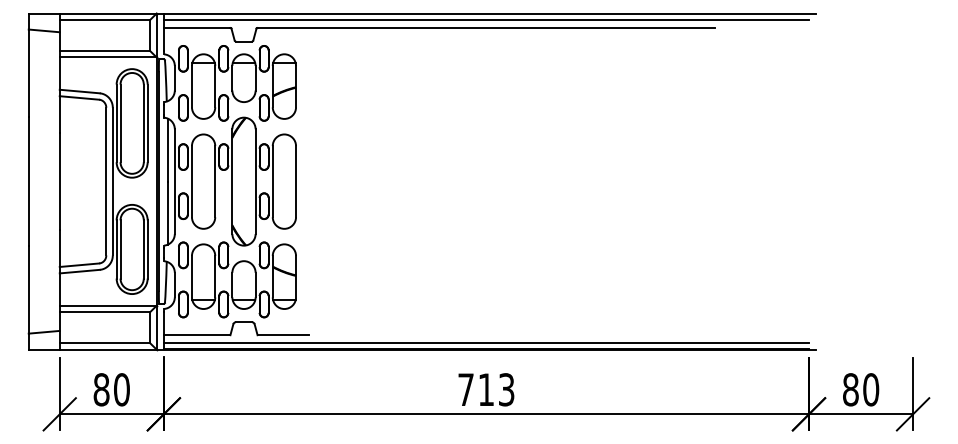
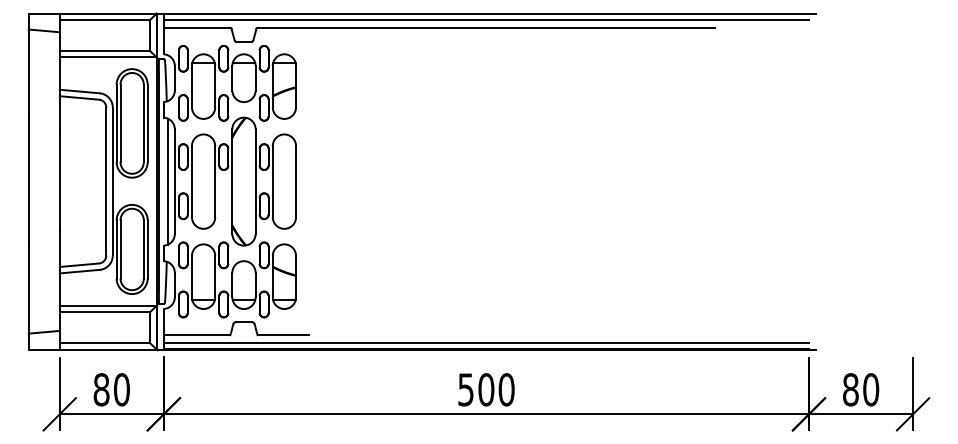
text: 713 -> 500 (486, 389)
